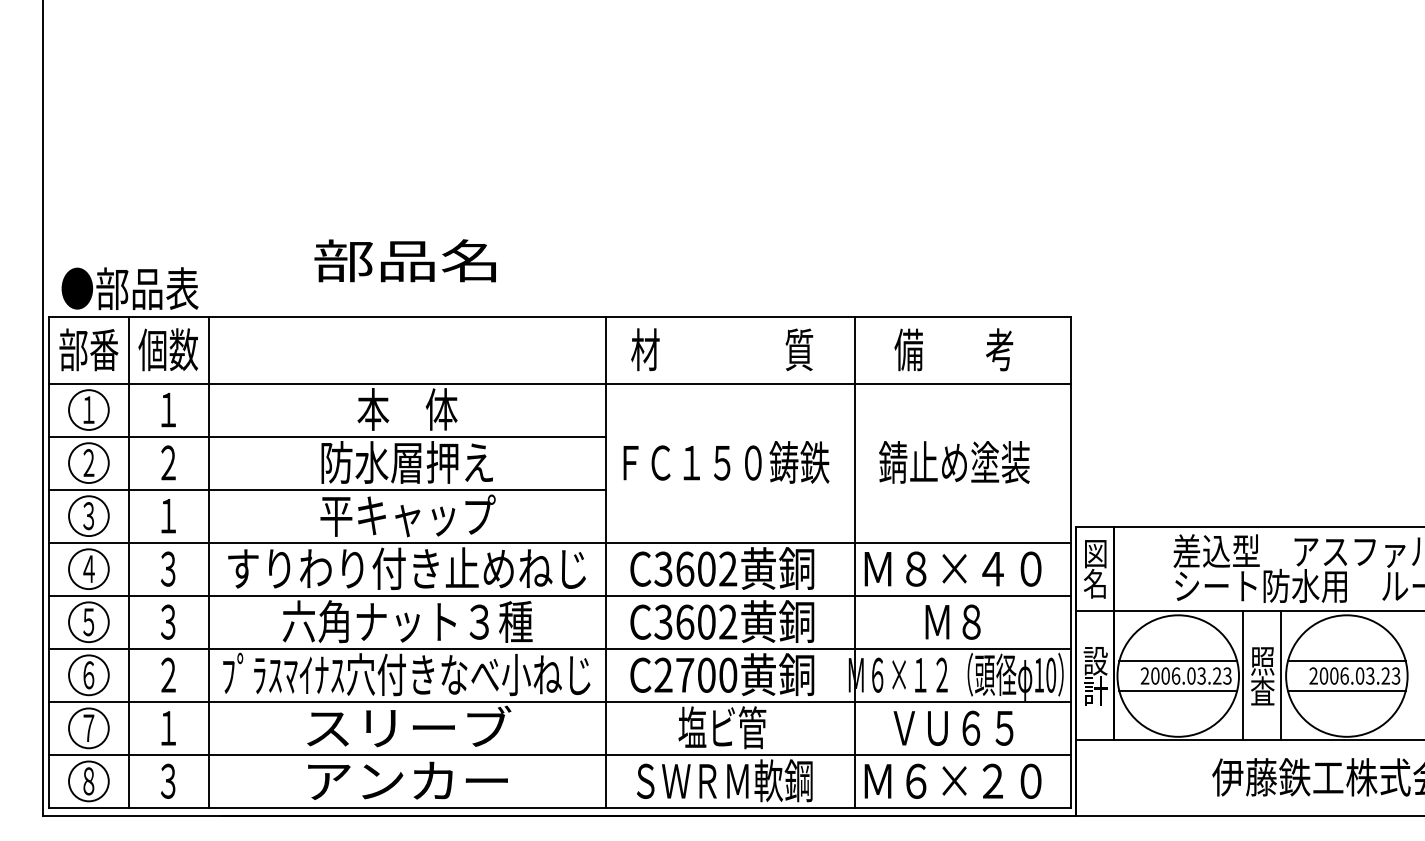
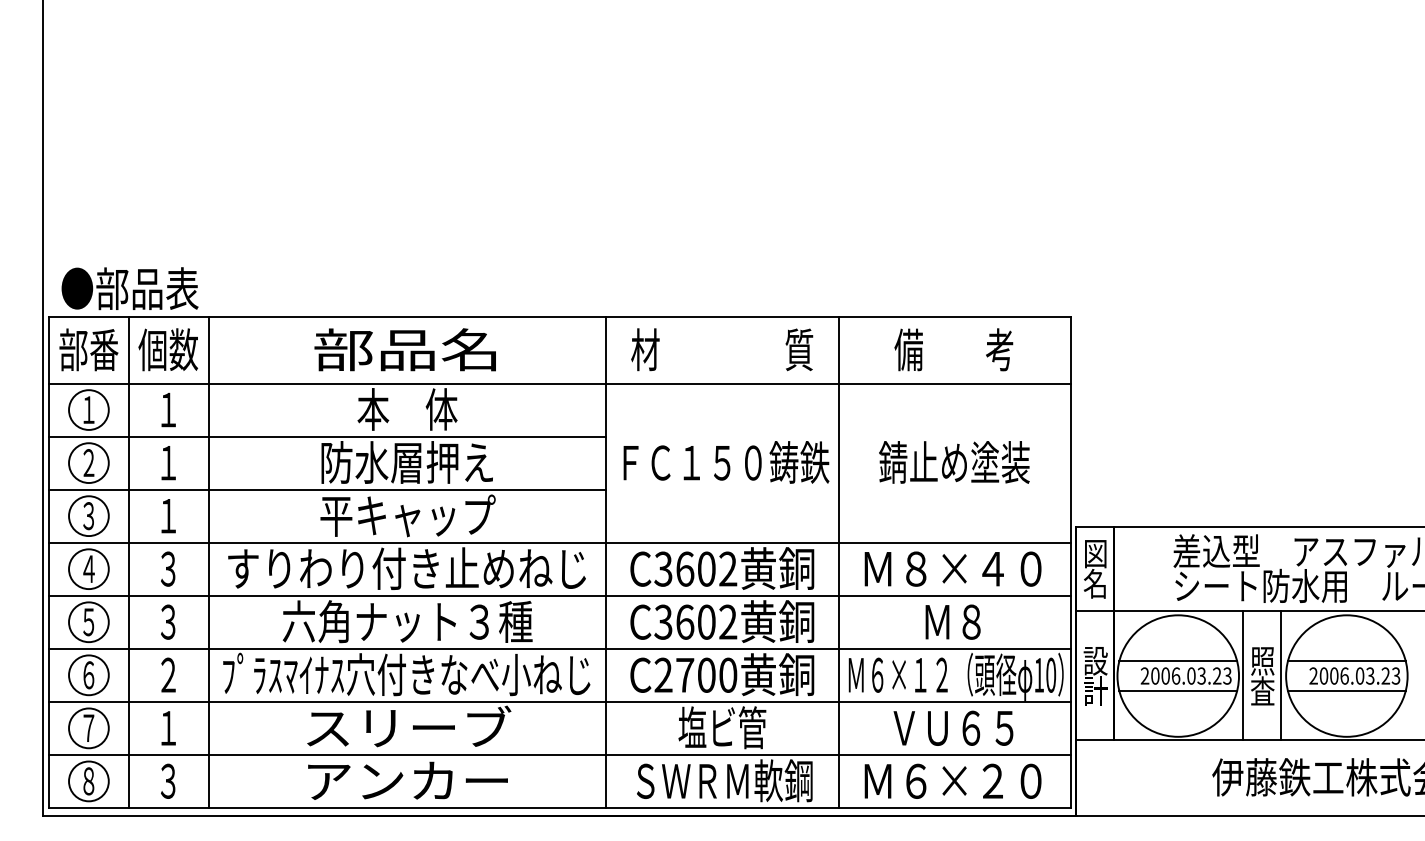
text position: (404, 260) -> (404, 349) (404, 349)
text: ２ -> １ (168, 462)
line position: (854, 562) -> (838, 562) (838, 562)
